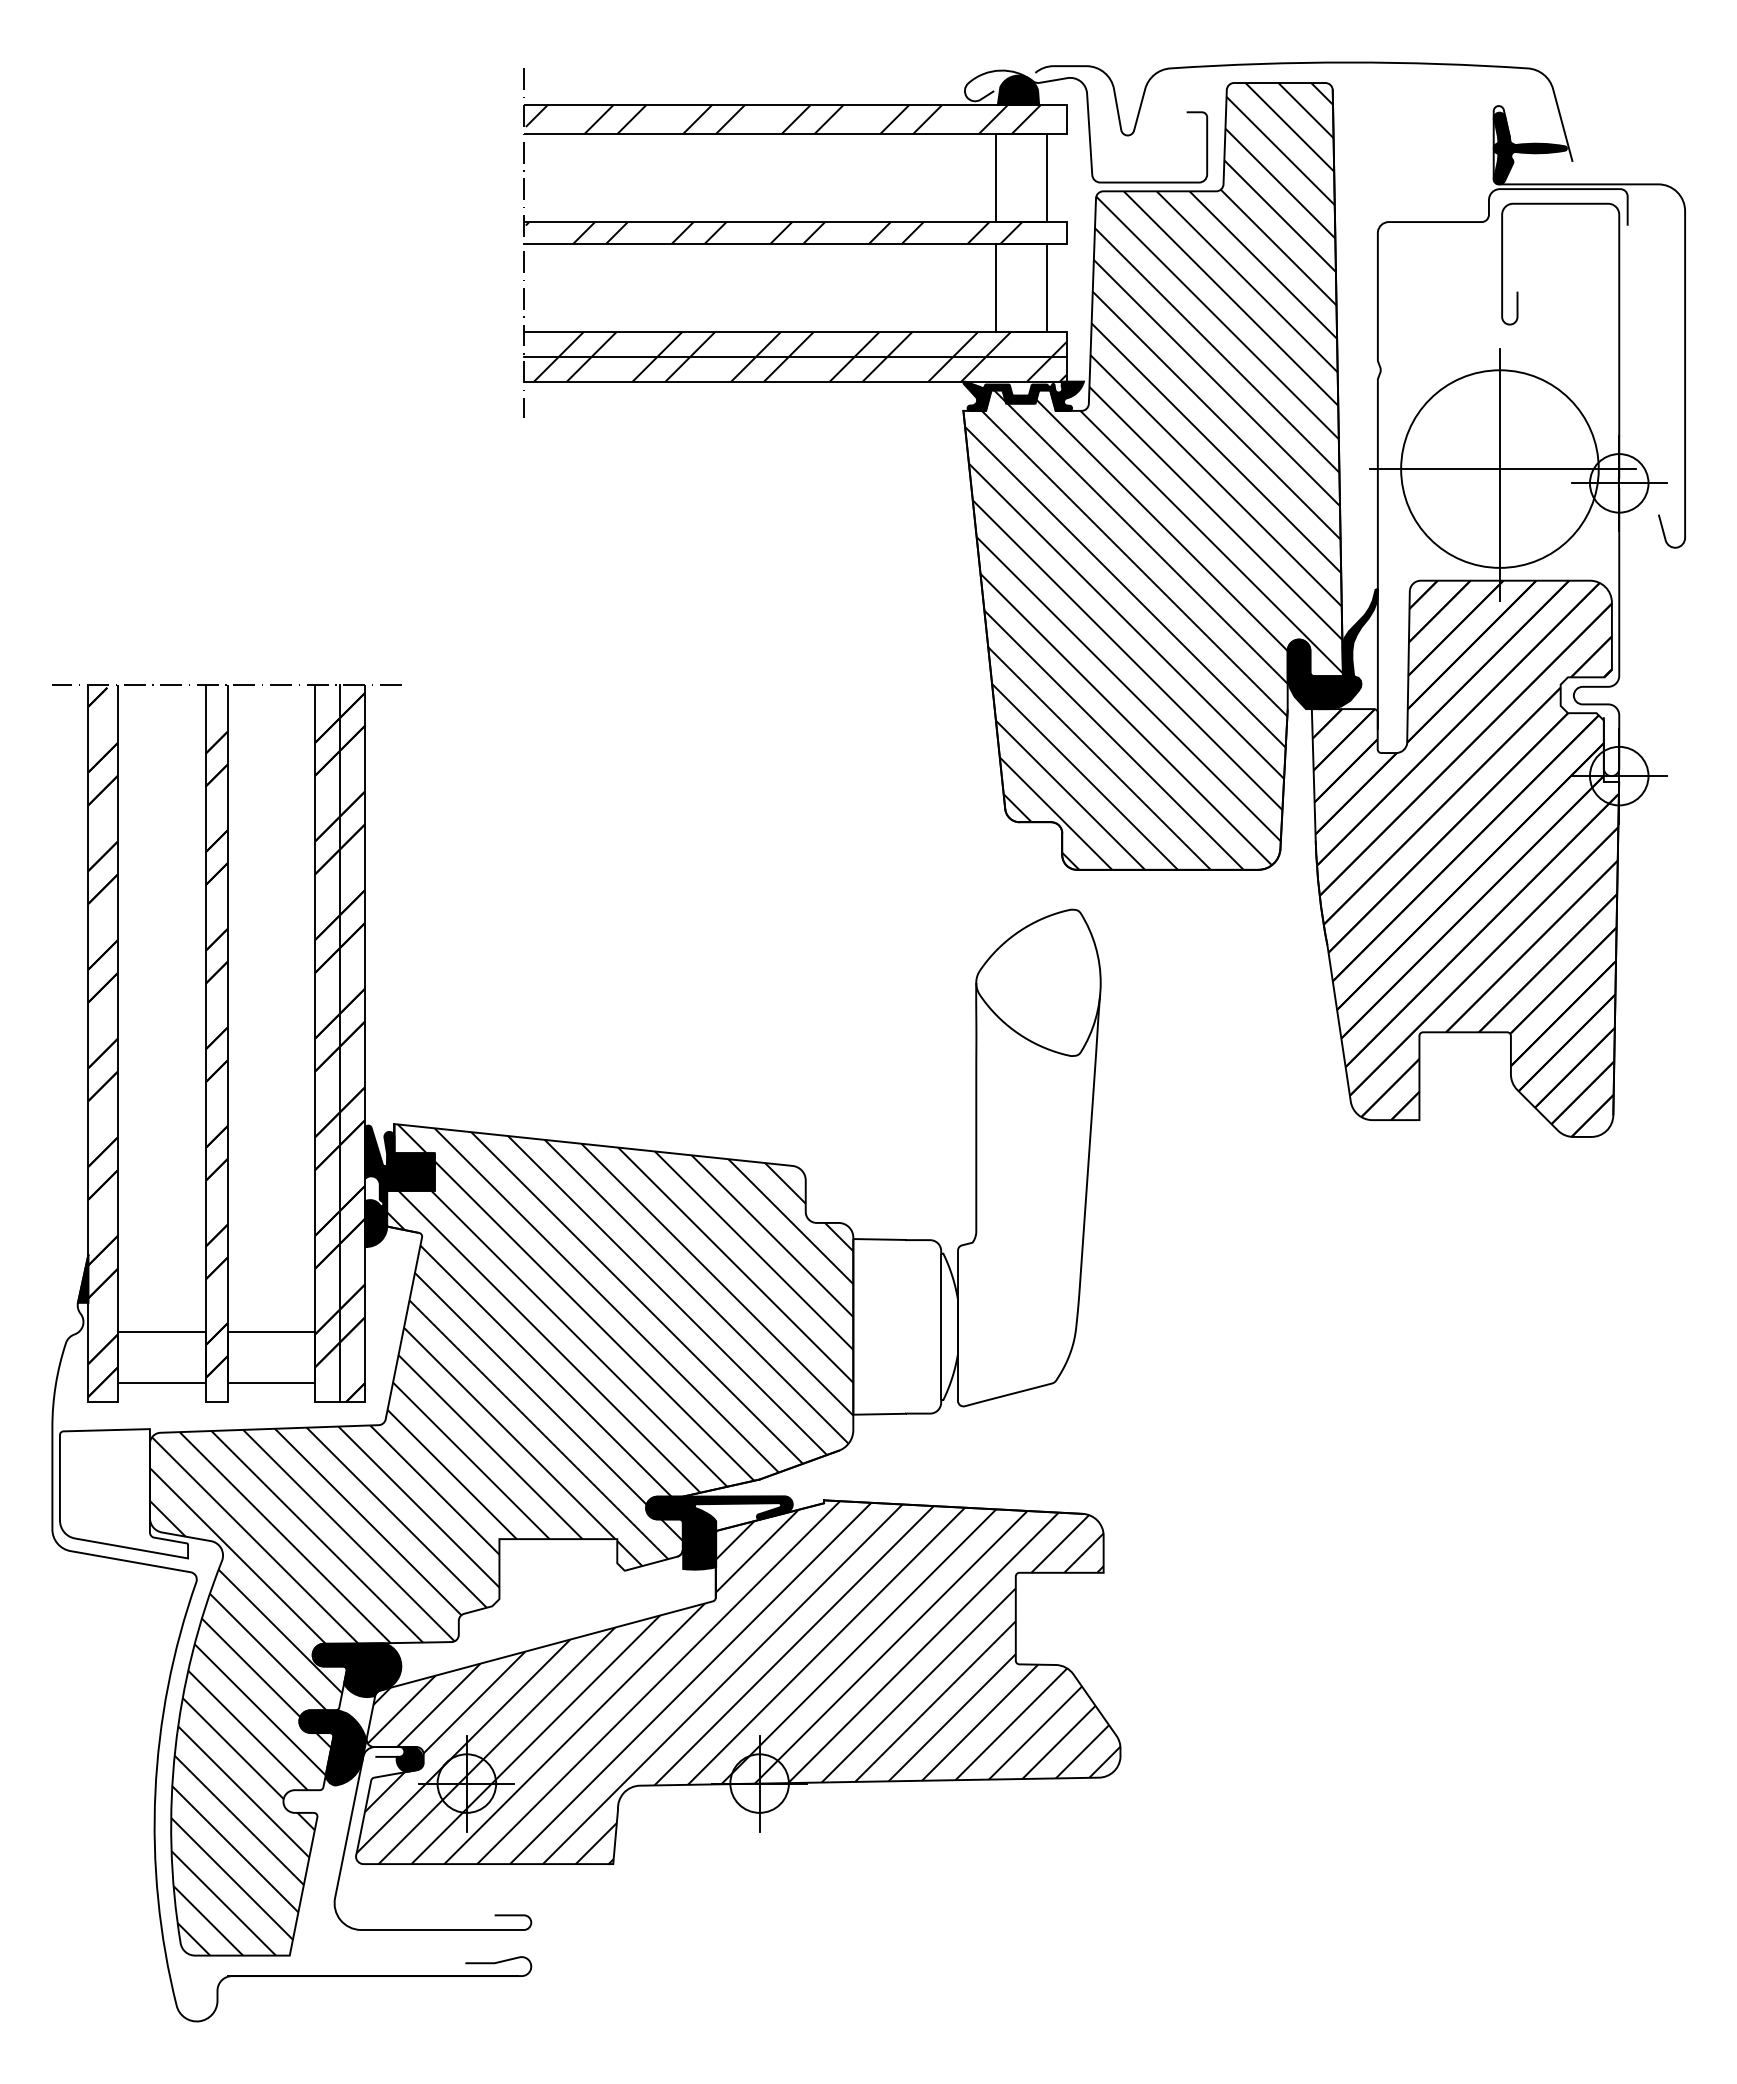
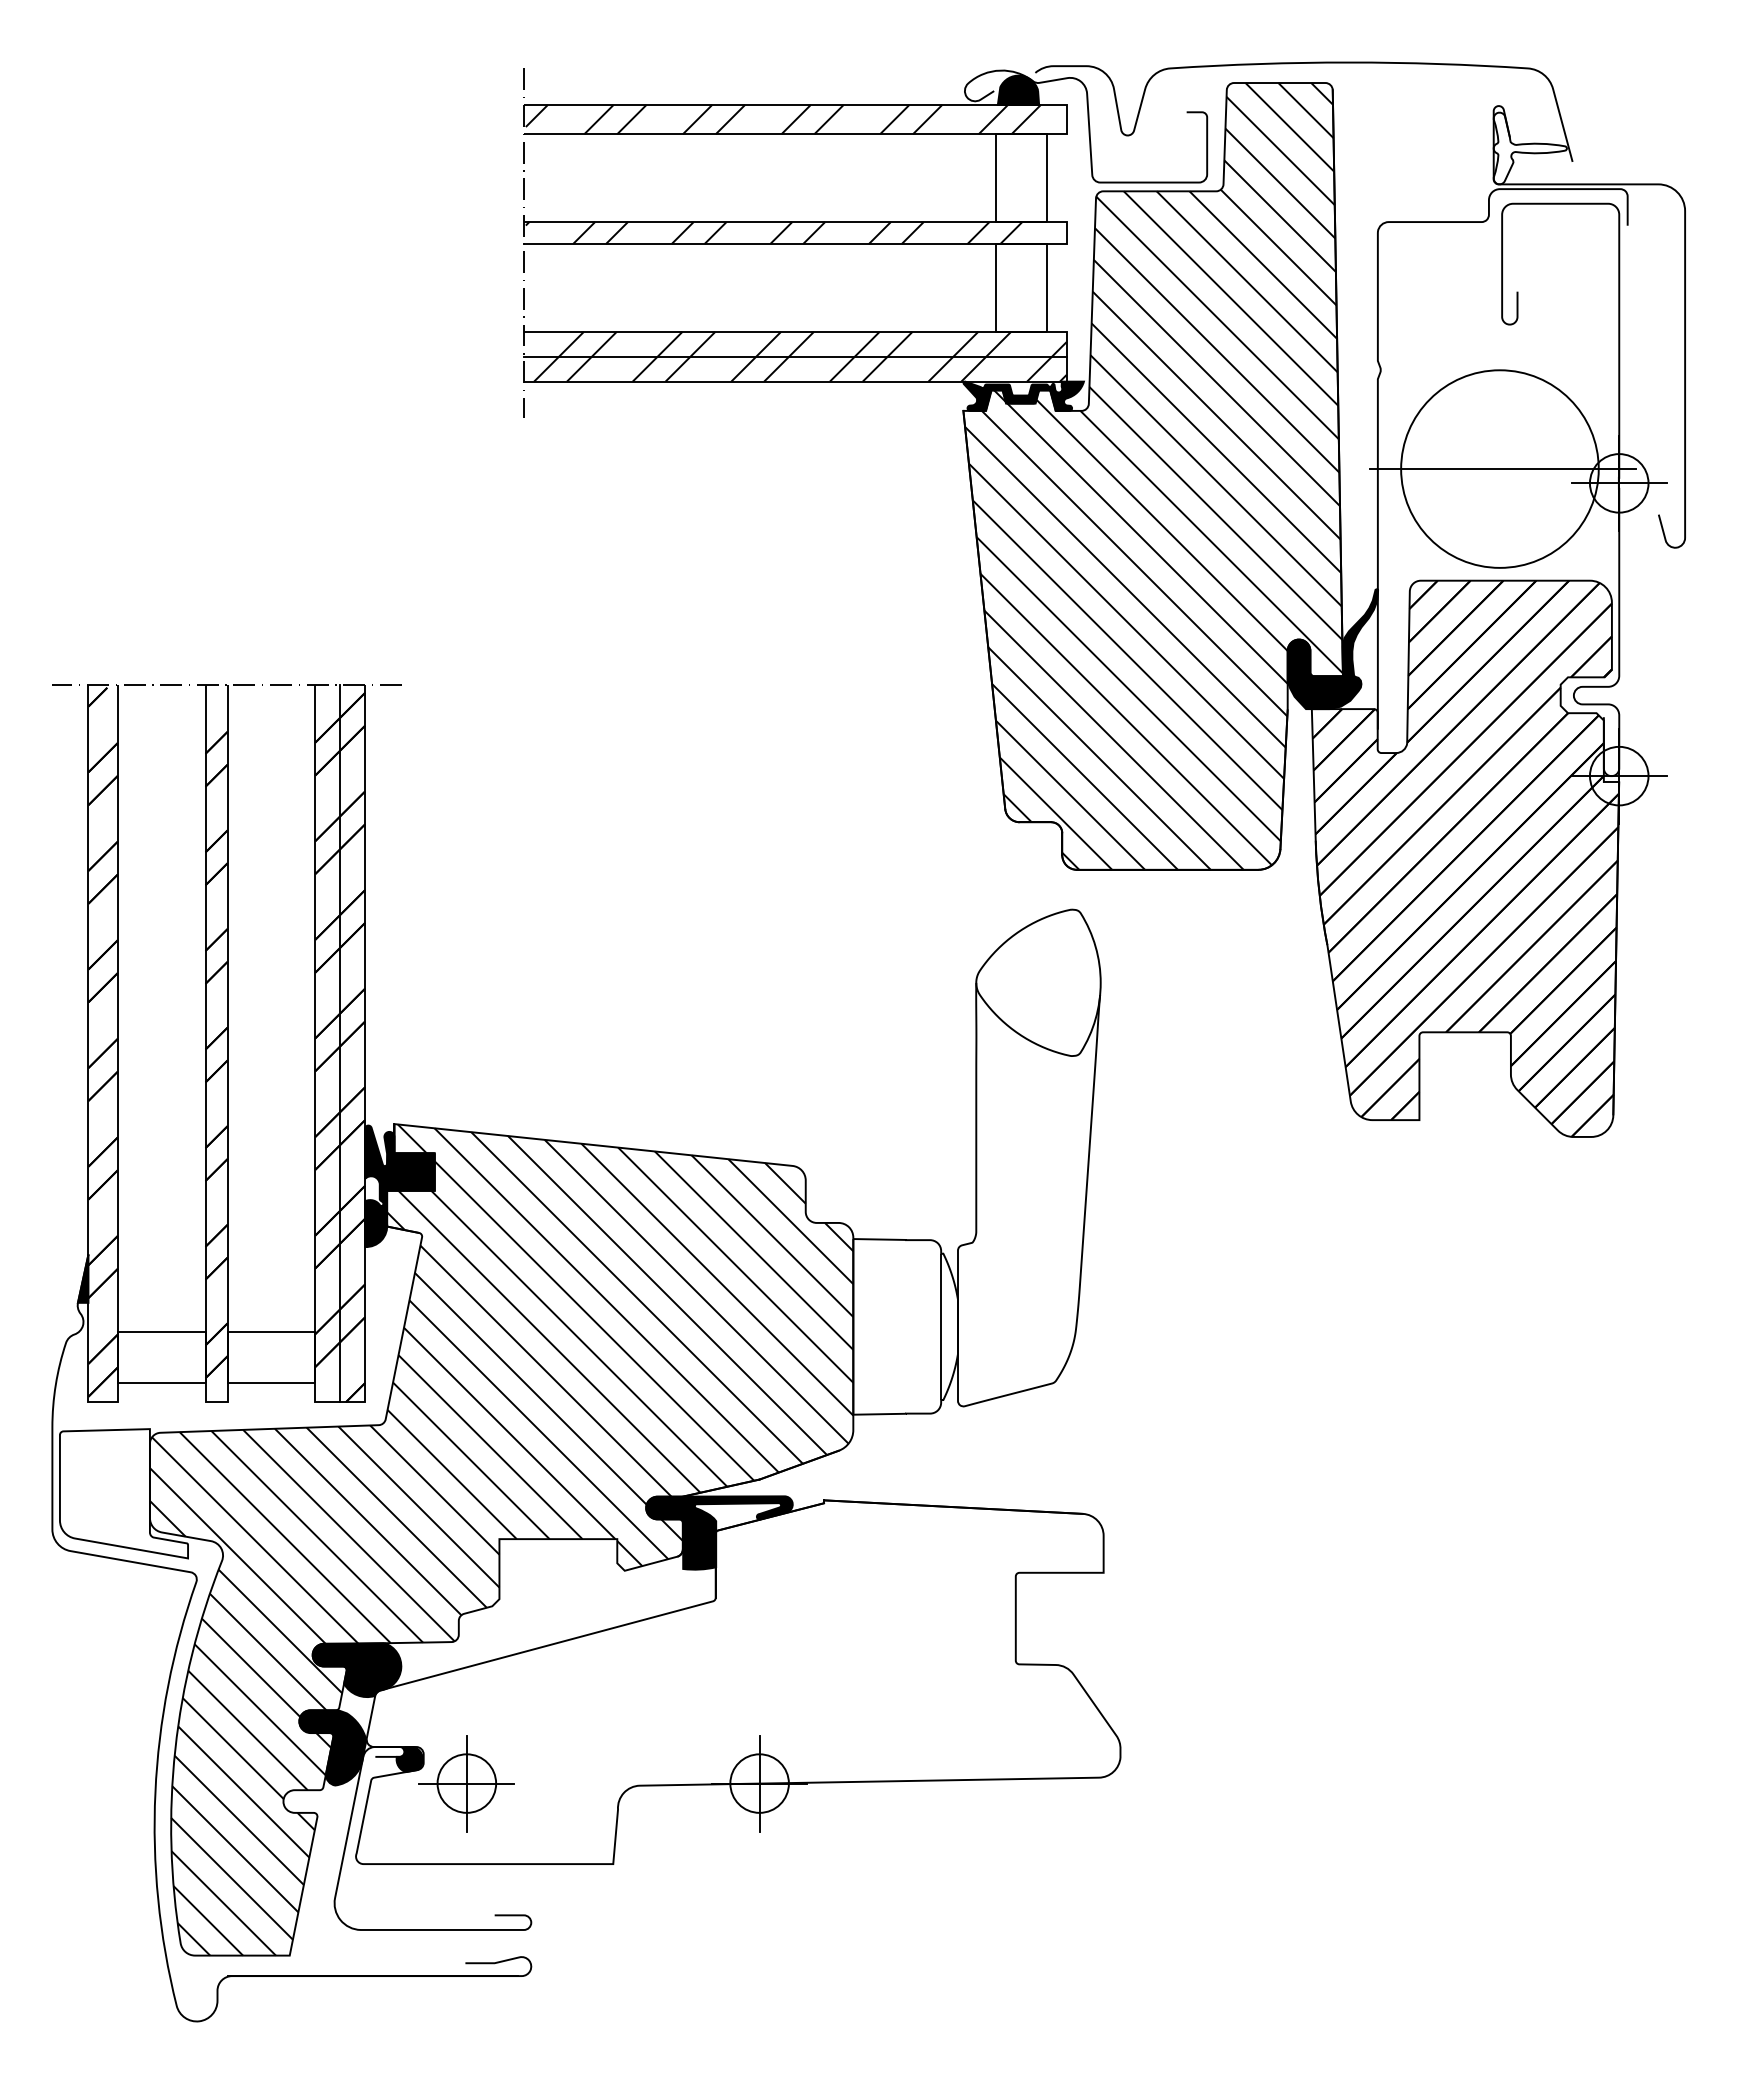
fill: present -> none (1529, 148)
line: present -> none (1499, 474)
hatch: present -> none (738, 1682)
